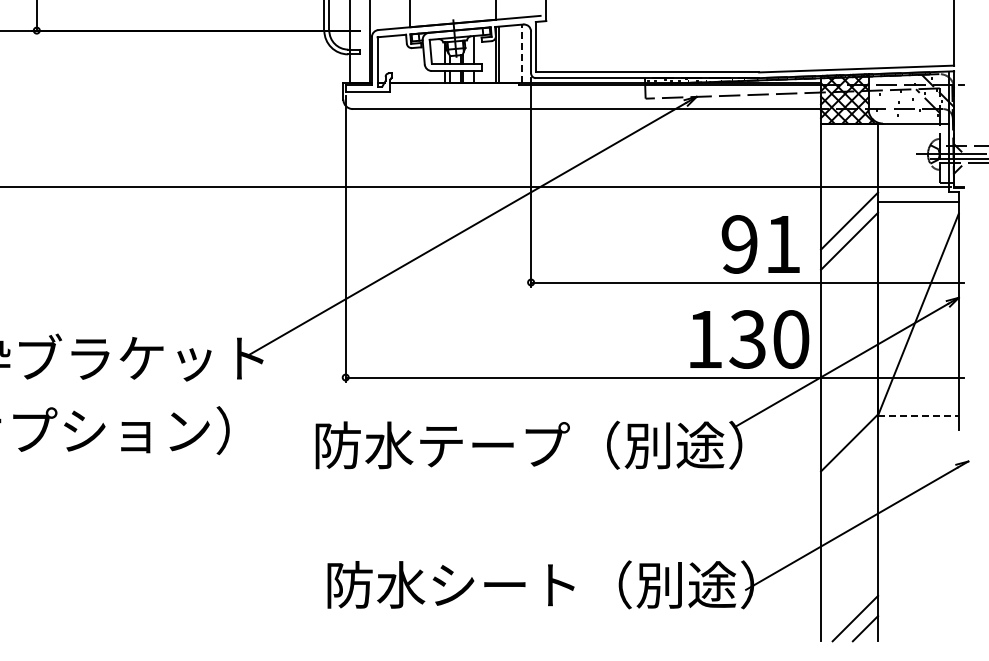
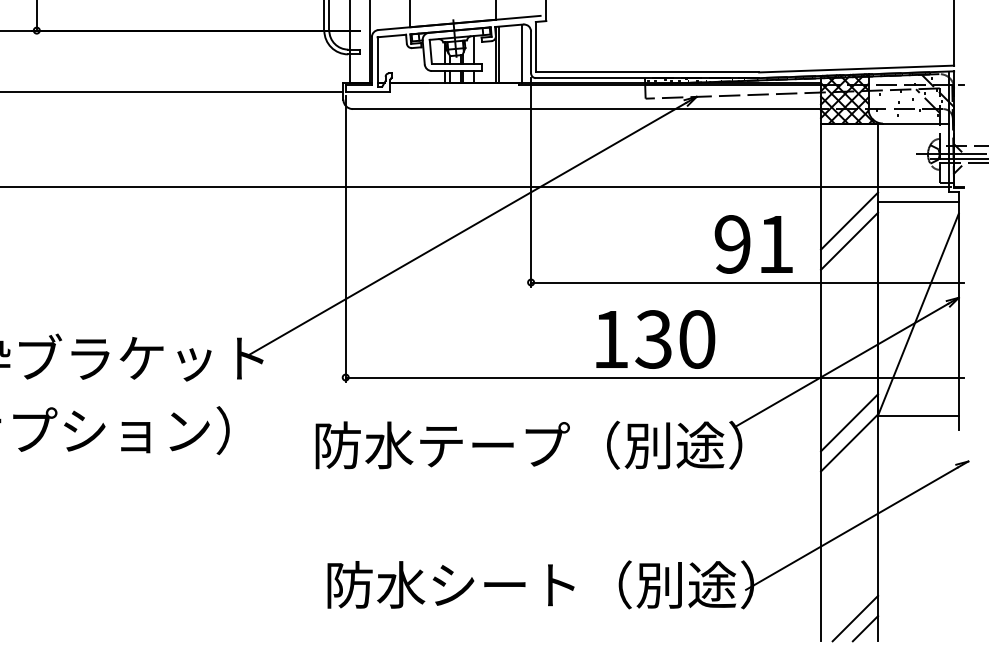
line: dashed -> solid (521, 53)
line: none -> present (172, 92)
text position: (760, 244) -> (753, 244) (753, 244)
text position: (749, 339) -> (655, 339) (655, 339)
line: dashed -> solid (918, 415)
line: none -> present (849, 422)
